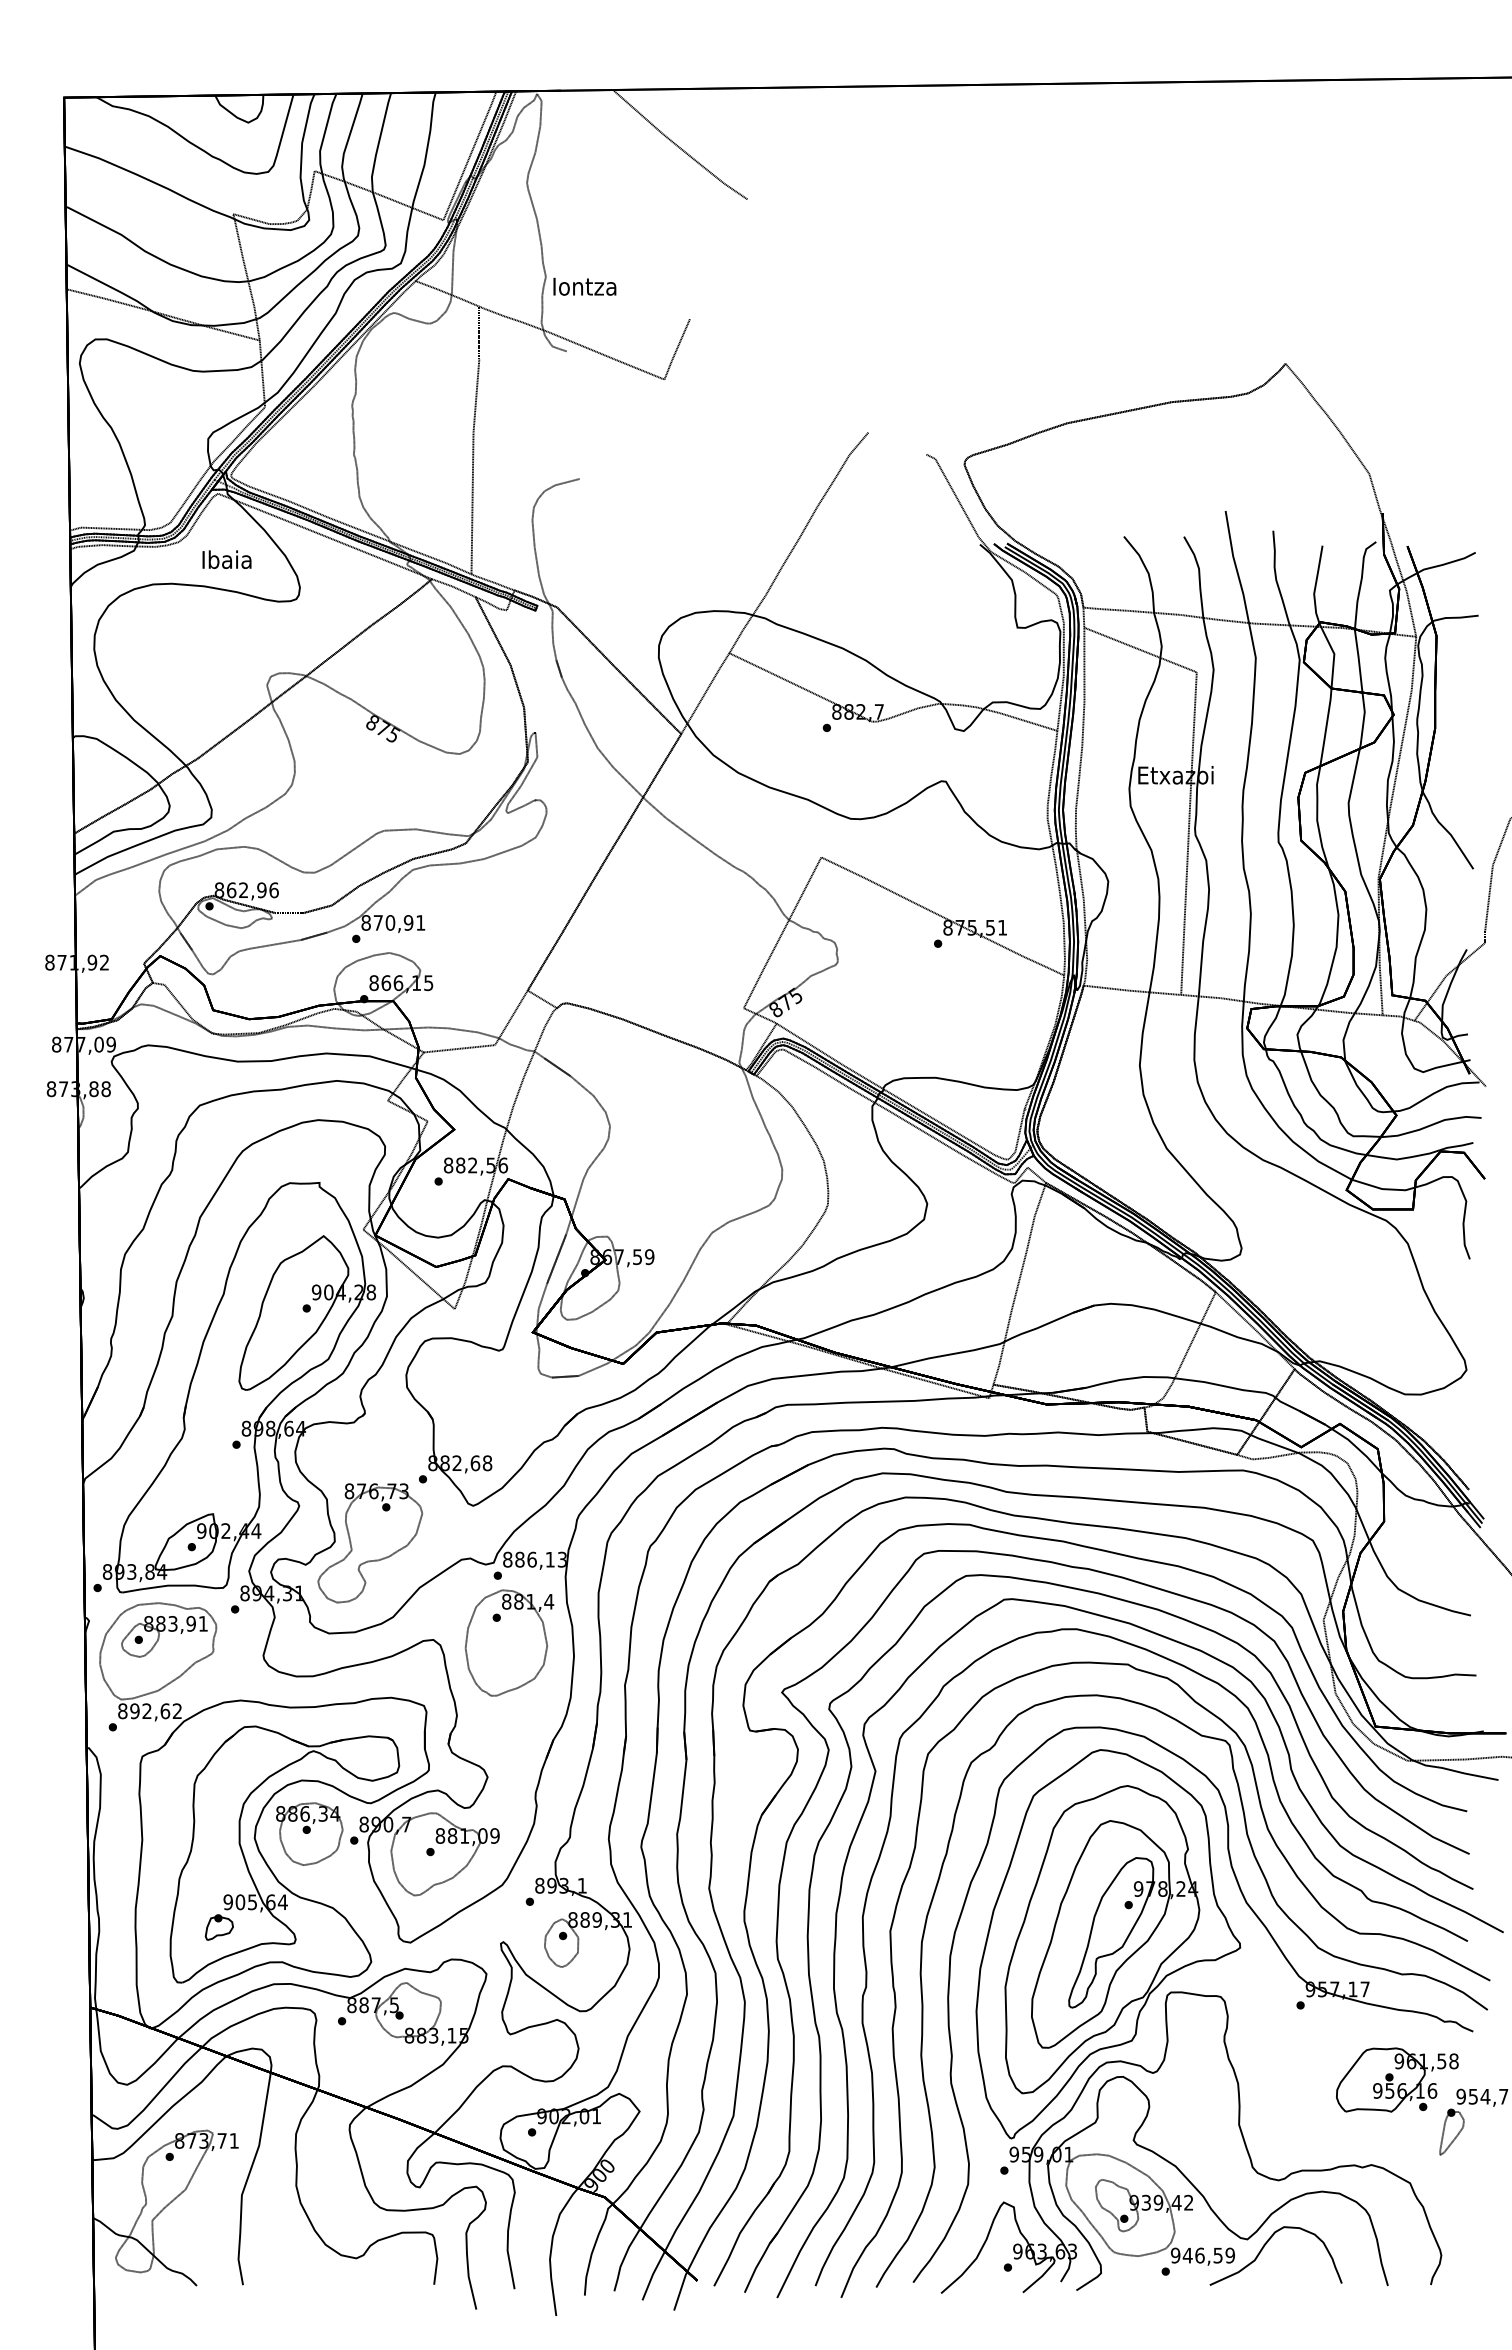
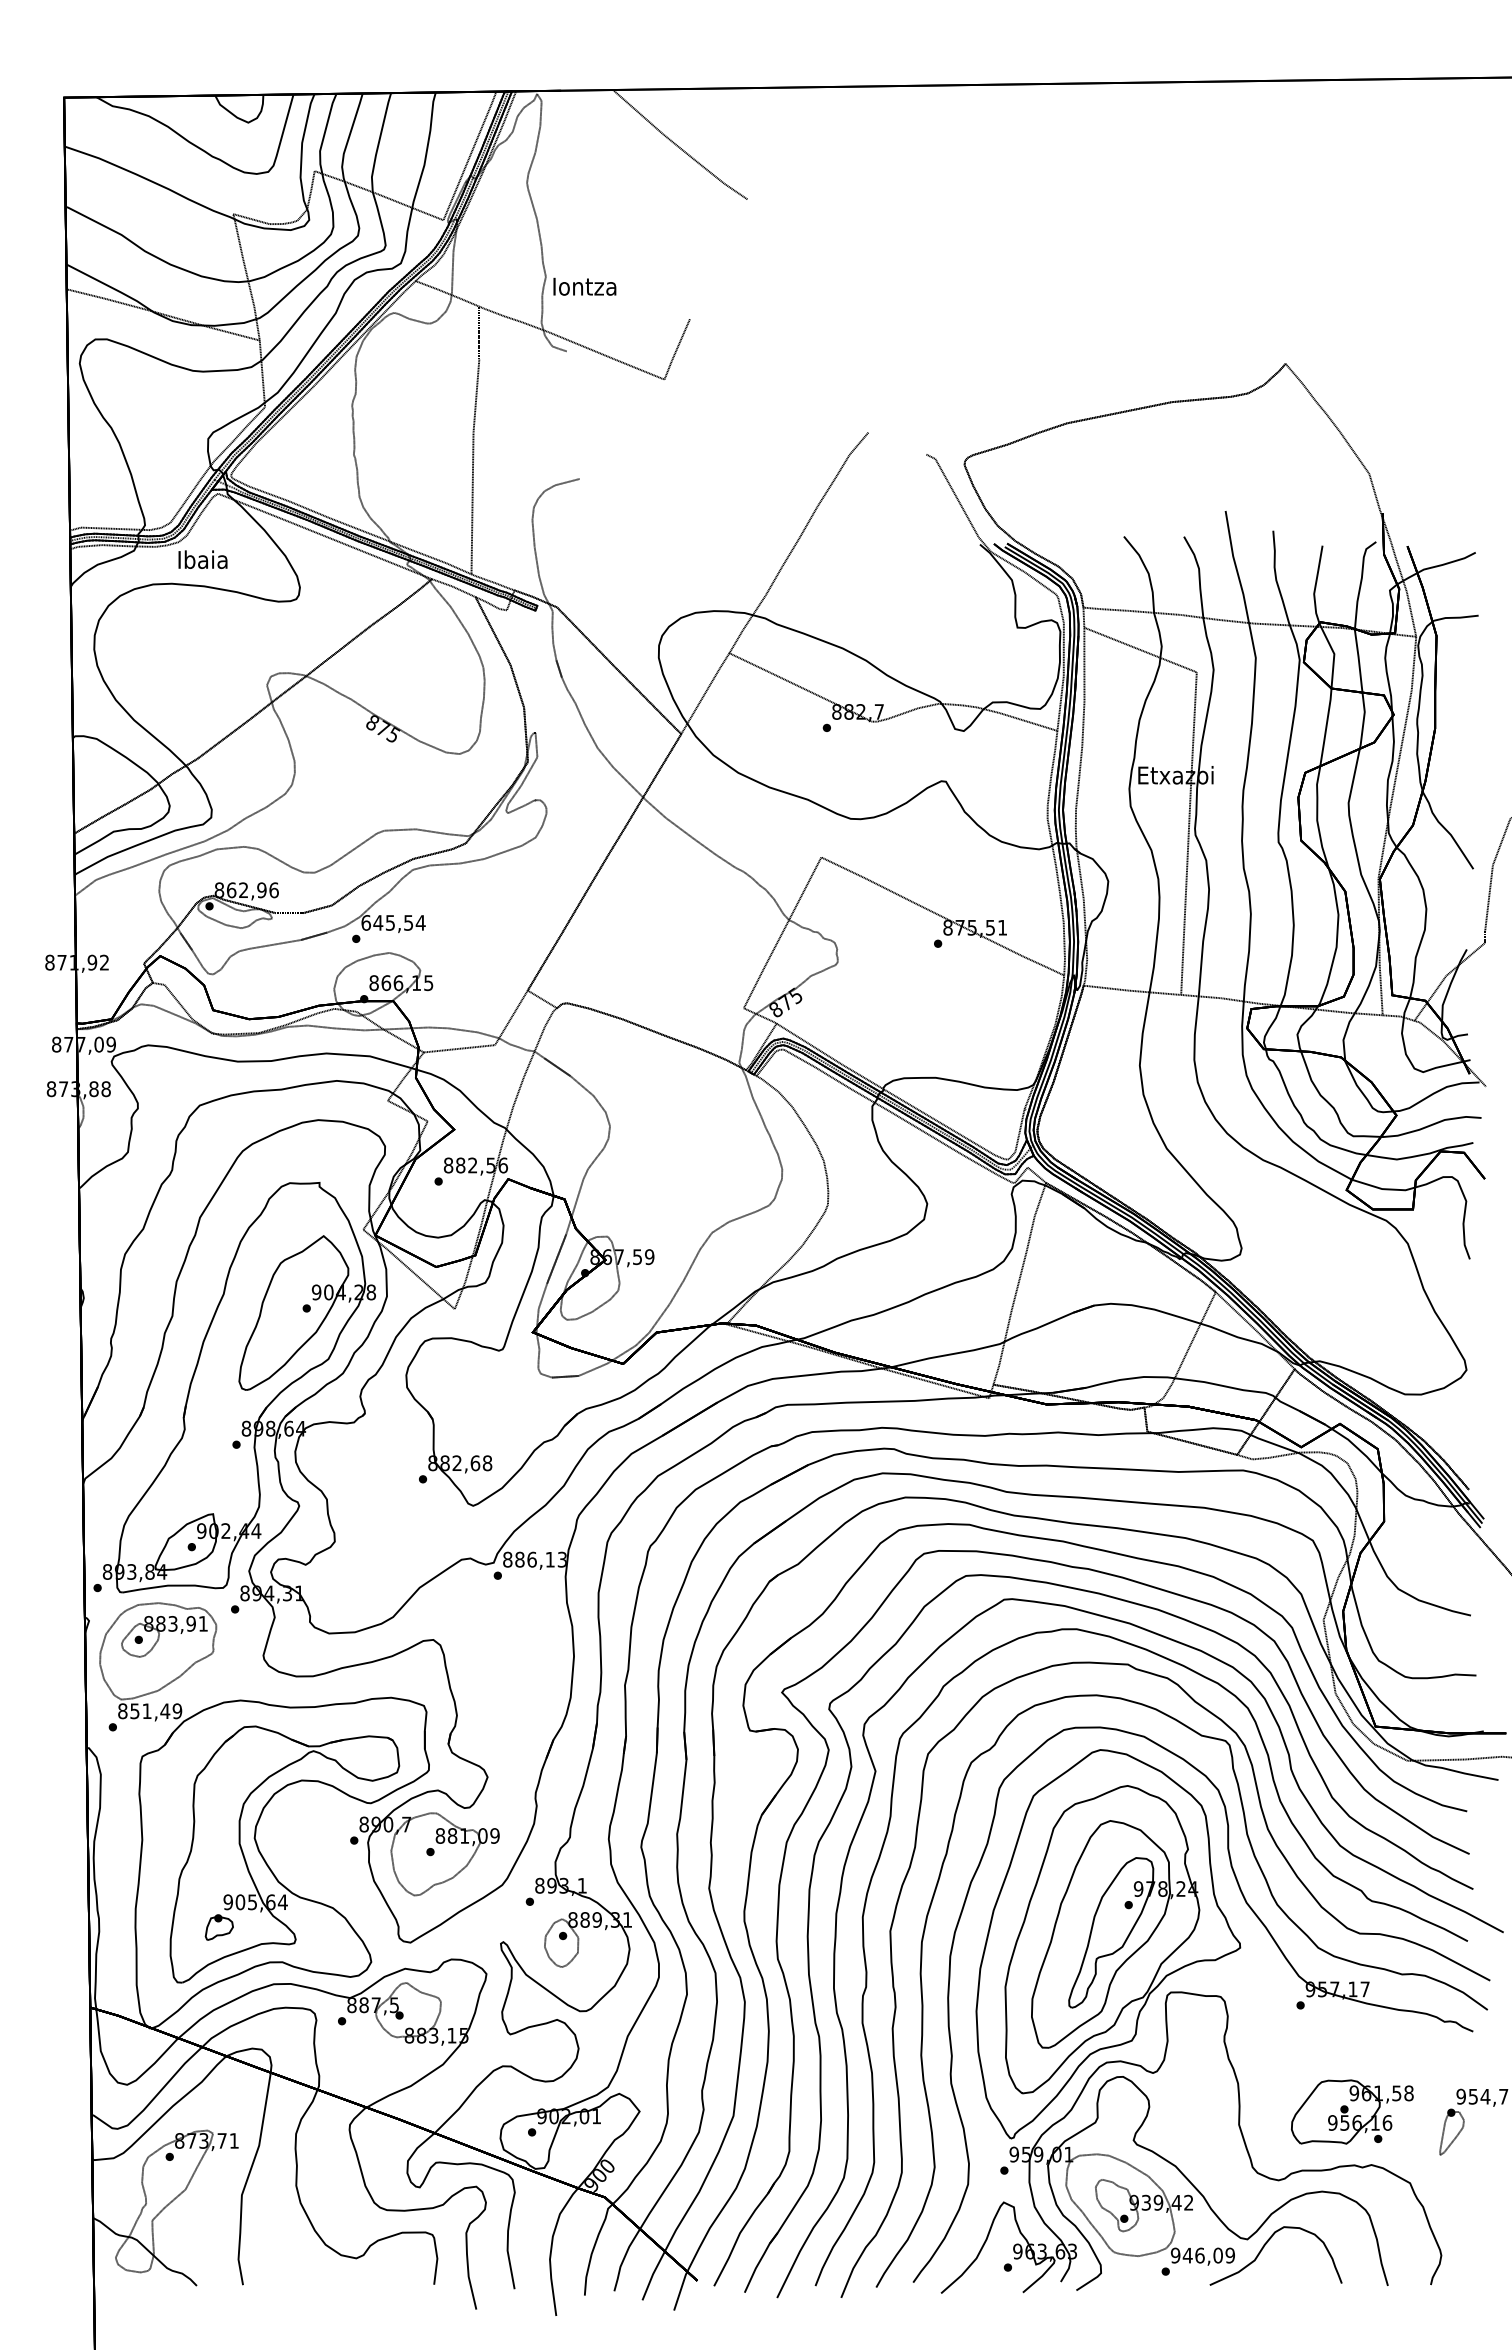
text position: (226, 559) -> (202, 559) (202, 559)
text: 870,91 -> 645,54 (393, 922)
part: present -> none (370, 1543)
part: present -> none (509, 1642)
text: 892,62 -> 851,49 (156, 1711)
part: present -> none (309, 1833)
part position: (1397, 2079) -> (1352, 2111) (1352, 2111)
text: 946,59 -> 946,09 (1217, 2255)
